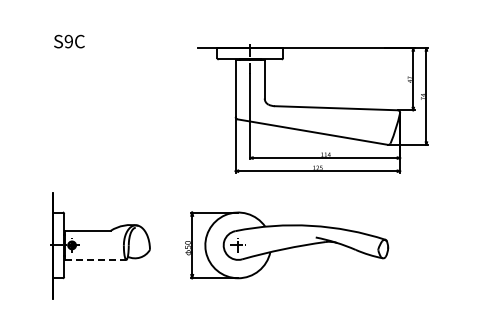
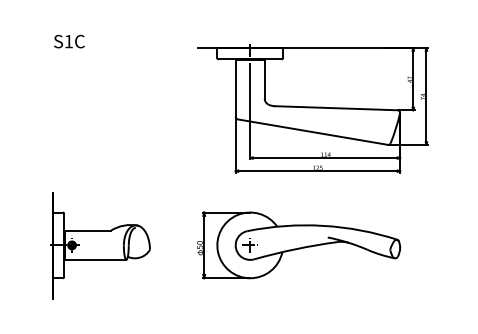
text: S9C -> S1C (68, 41)
part position: (287, 245) -> (299, 245) (299, 245)
line: dashed -> solid (95, 259)
